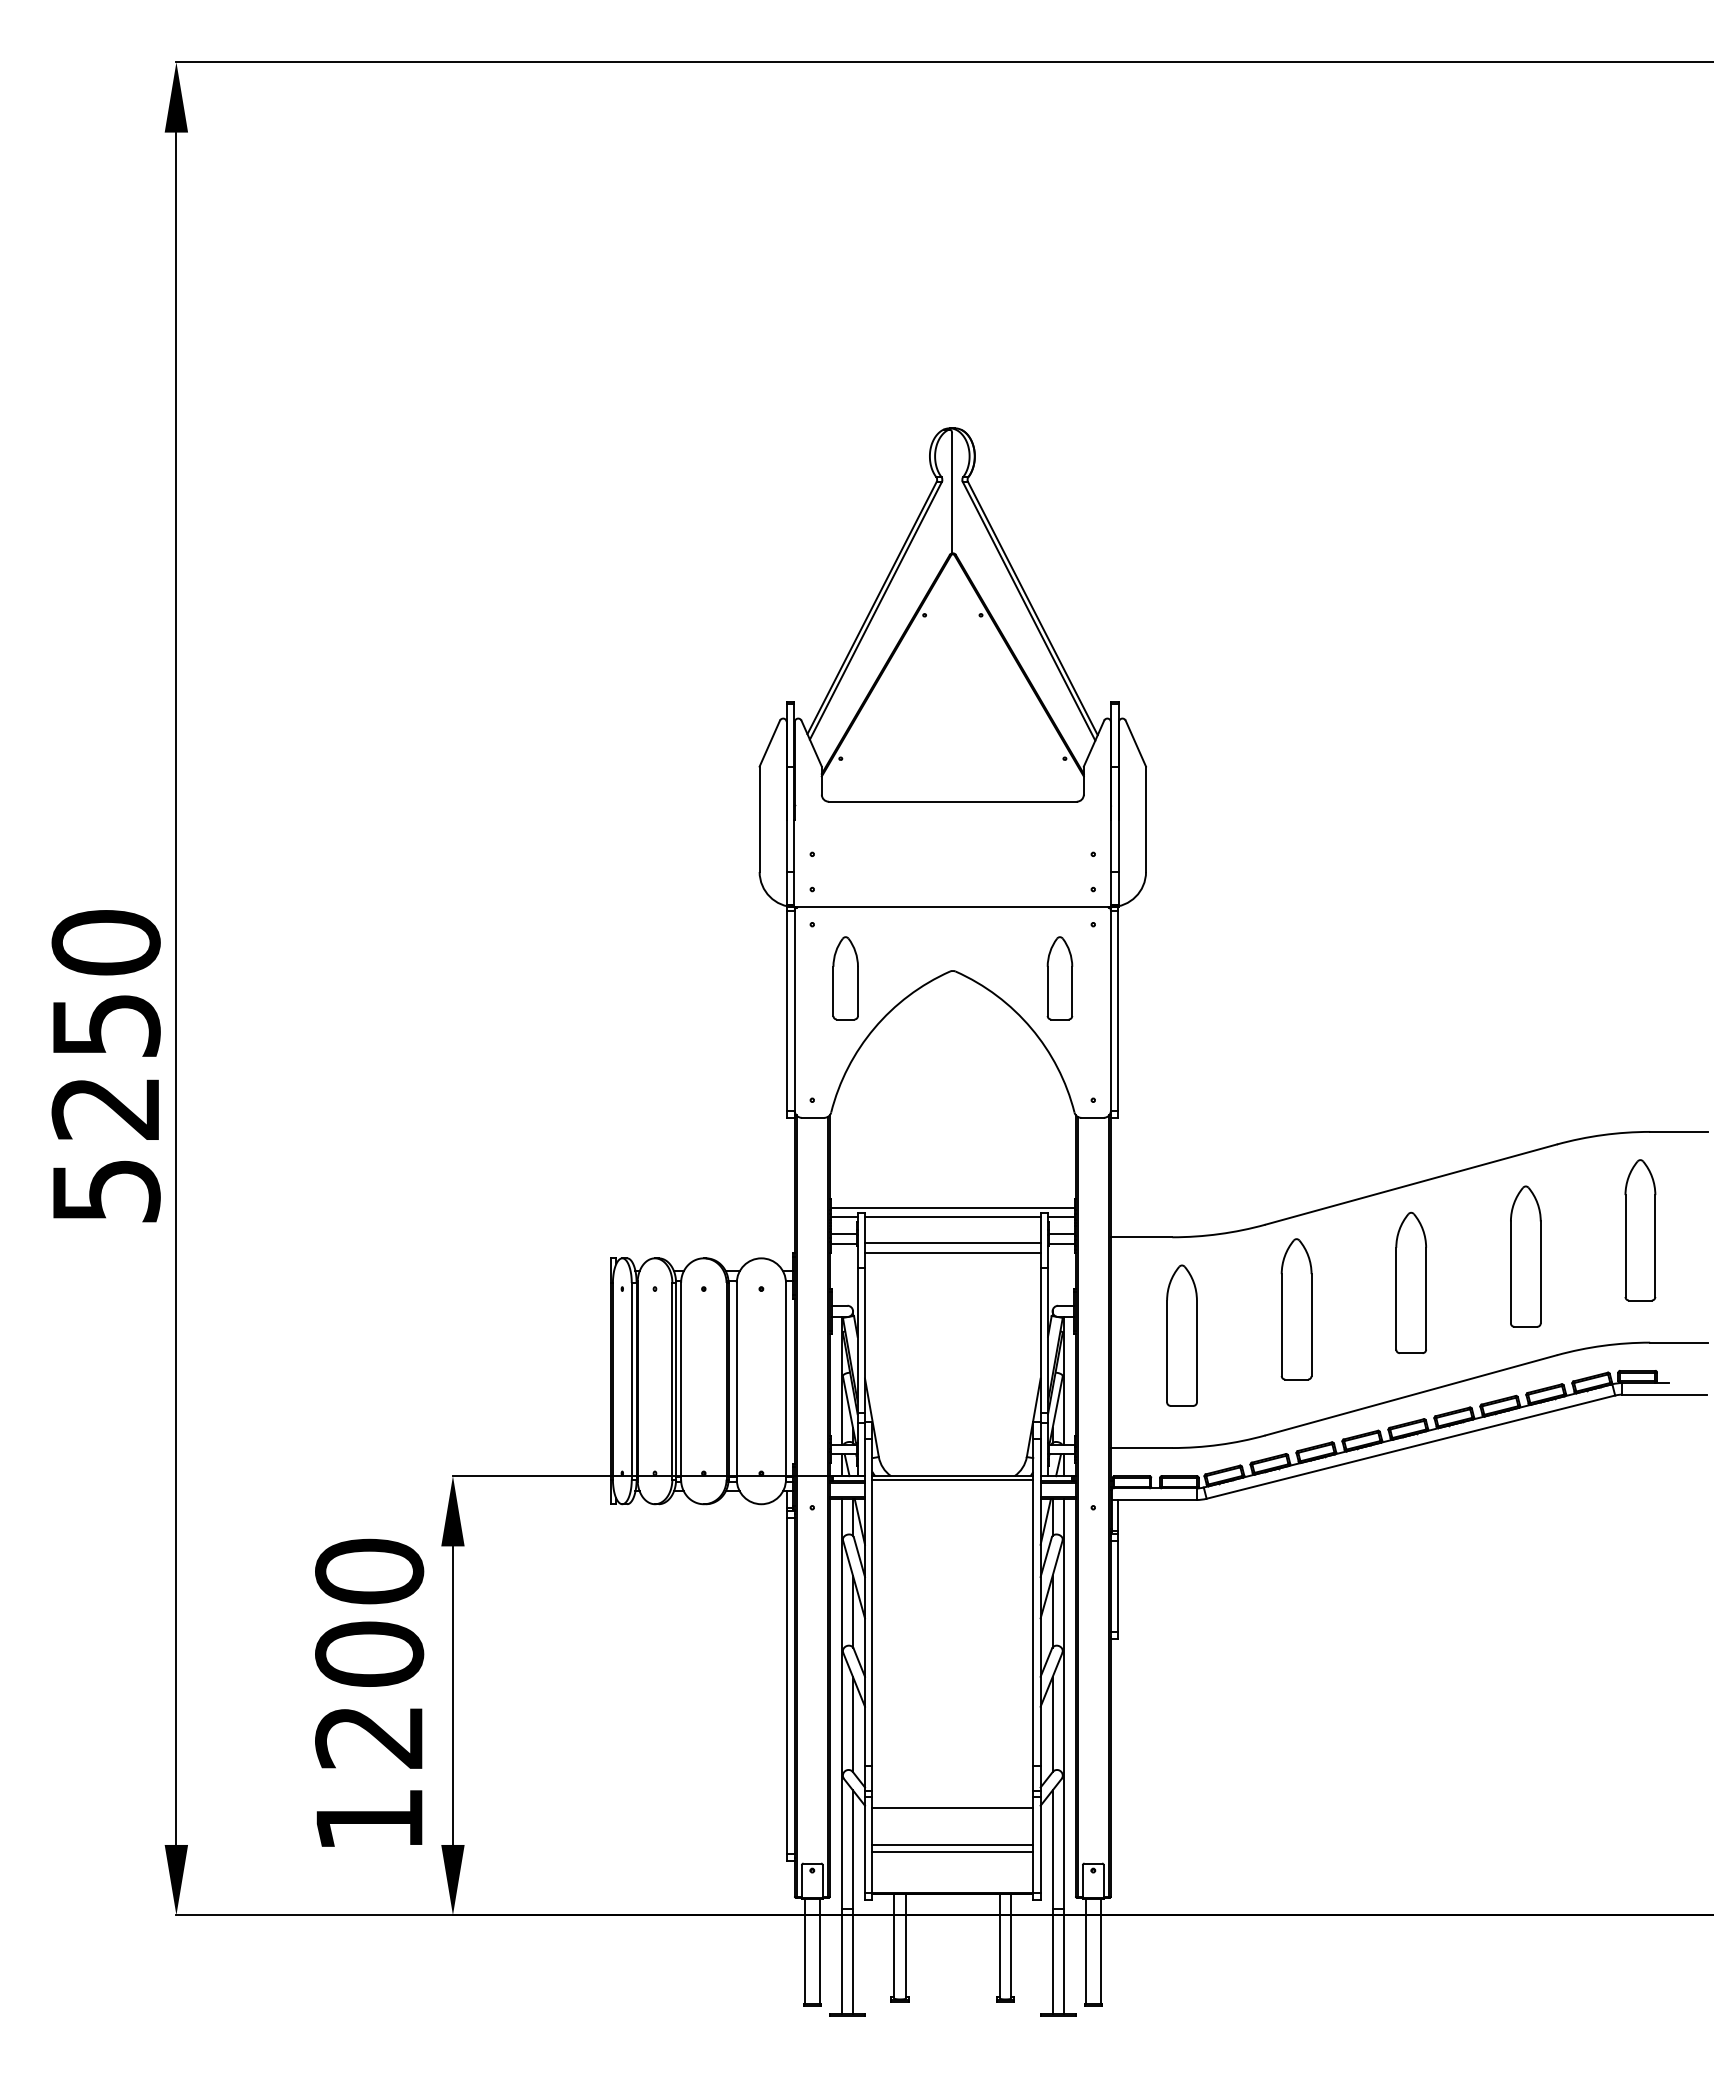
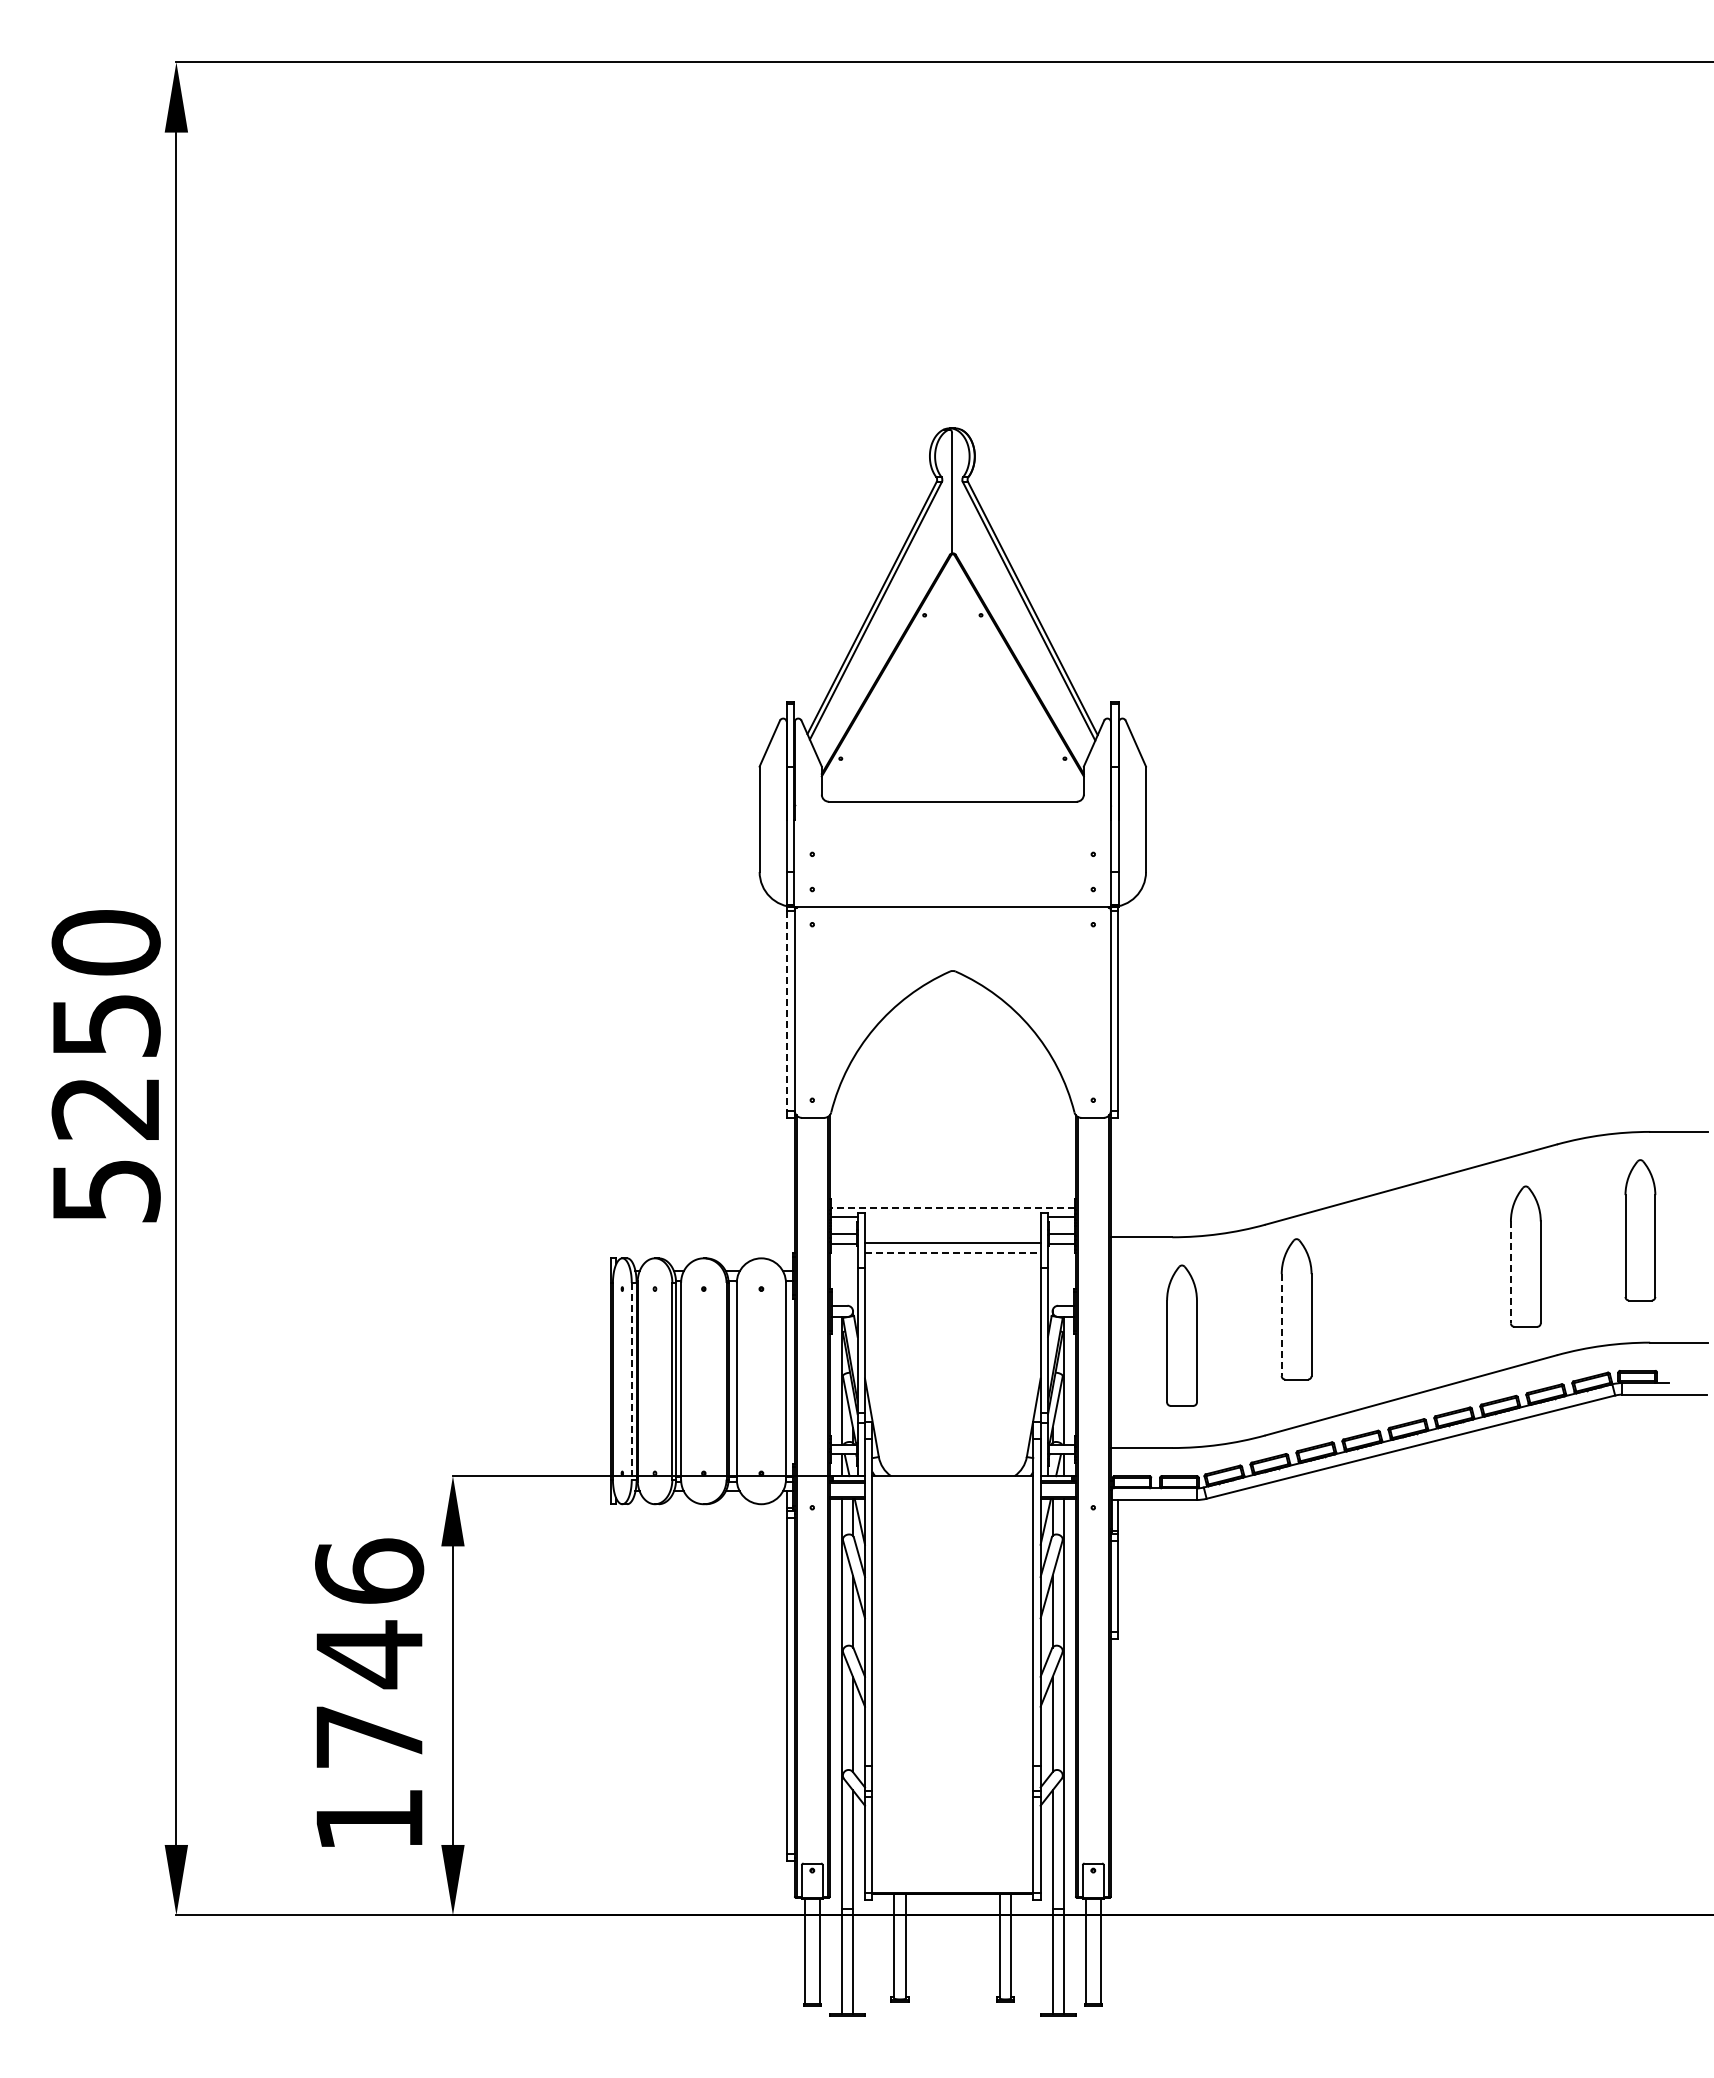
part: present -> none (845, 978)
part: present -> none (1059, 978)
line: solid -> dashed (787, 1011)
line: solid -> dashed (952, 1207)
line: present -> none (952, 1217)
line: solid -> dashed (952, 1252)
line: solid -> dashed (1510, 1272)
part: present -> none (1410, 1282)
line: solid -> dashed (1281, 1325)
line: solid -> dashed (631, 1381)
line: present -> none (952, 1480)
text: 1200 -> 1746 (369, 1653)
line: present -> none (952, 1807)
line: present -> none (952, 1845)
line: present -> none (952, 1851)
